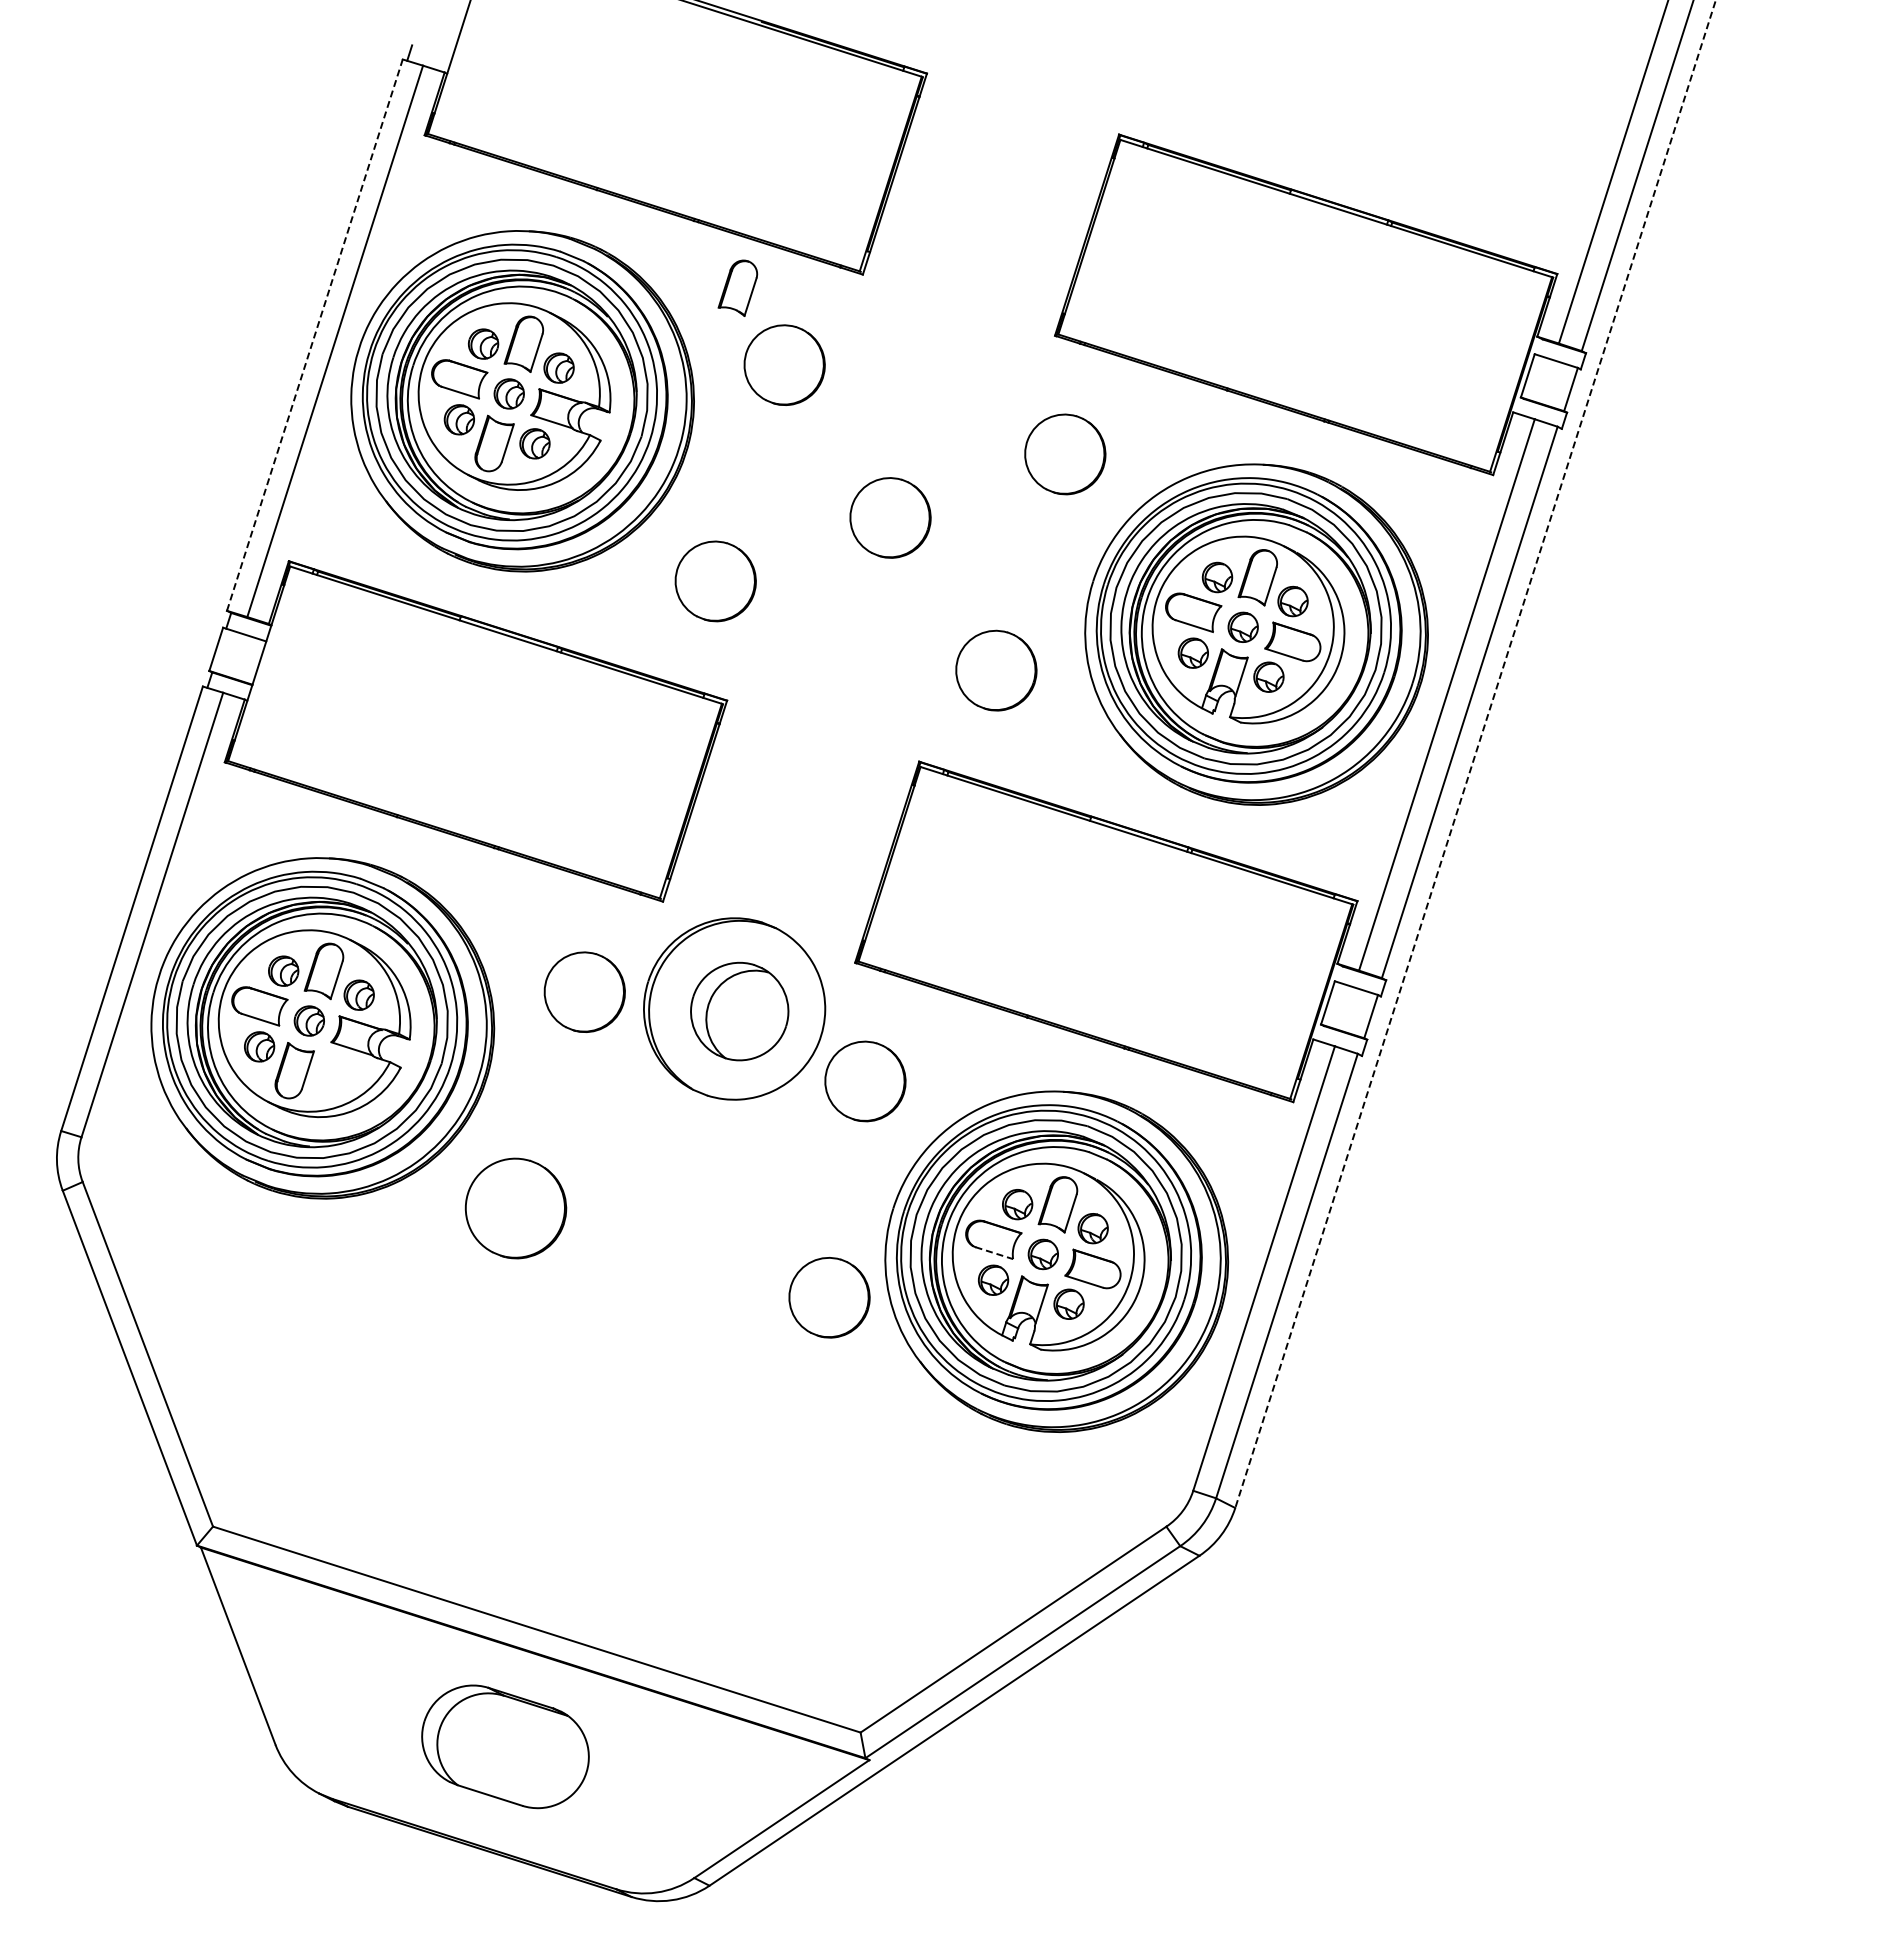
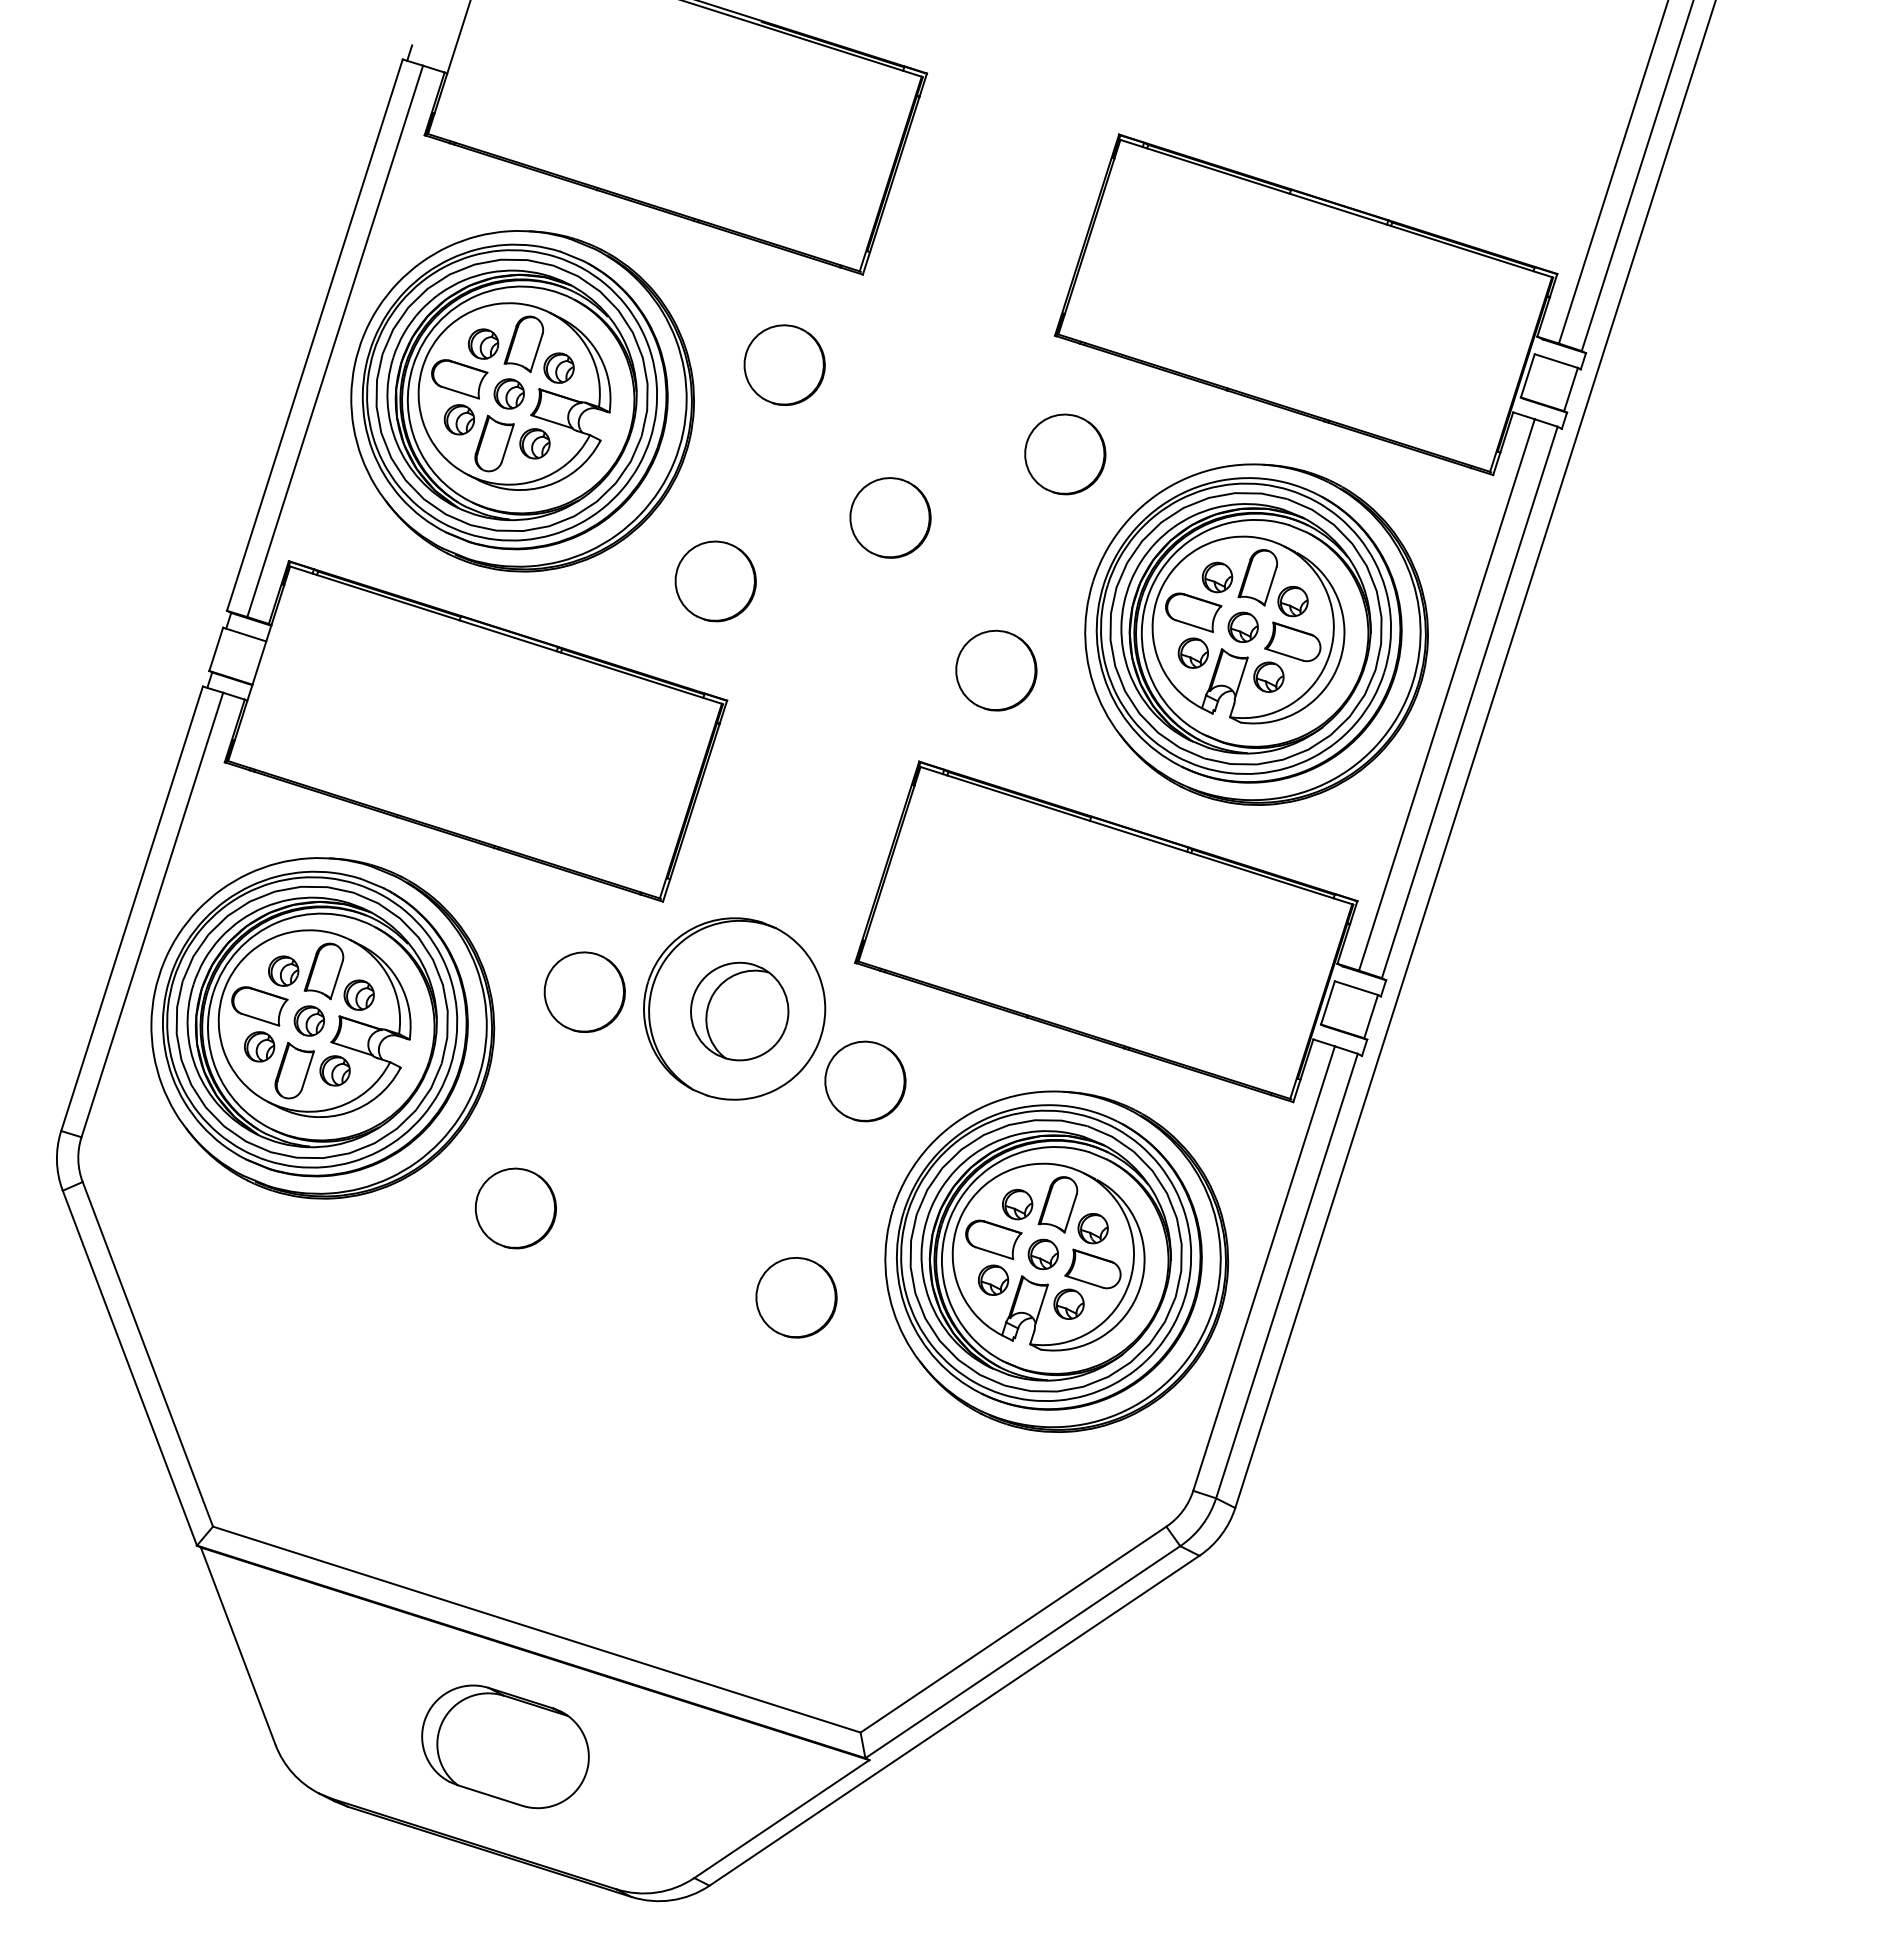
part: present -> none (737, 287)
line: dashed -> solid (315, 334)
line: dashed -> solid (1475, 754)
part: none -> present (334, 1070)
part size: 104x103 px -> 83x83 px (515, 1208)
line: dashed -> solid (994, 1253)
part position: (829, 1297) -> (796, 1297) (796, 1297)
